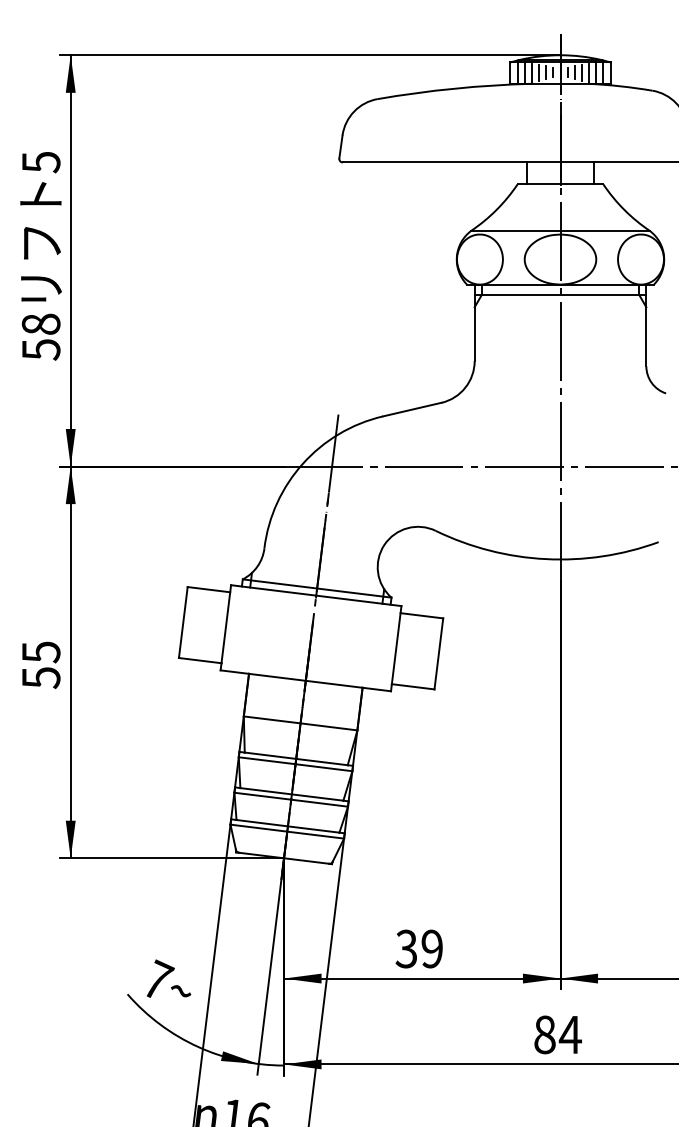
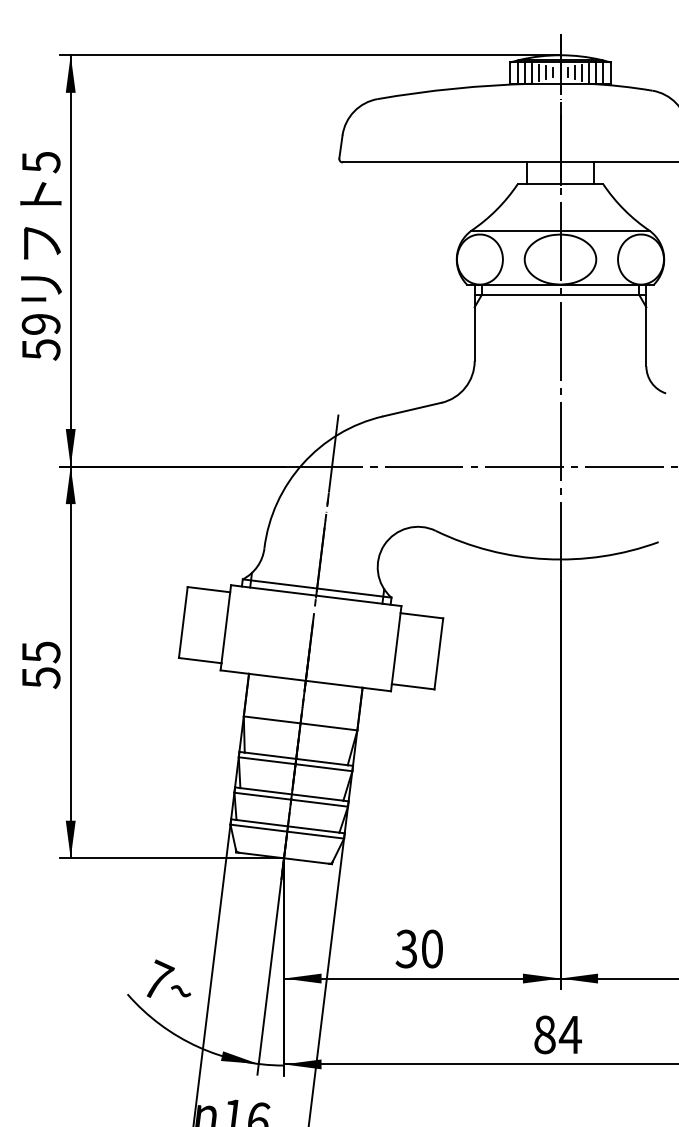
text: 58 -> 59 (40, 323)
text: 39 -> 30 (431, 948)
